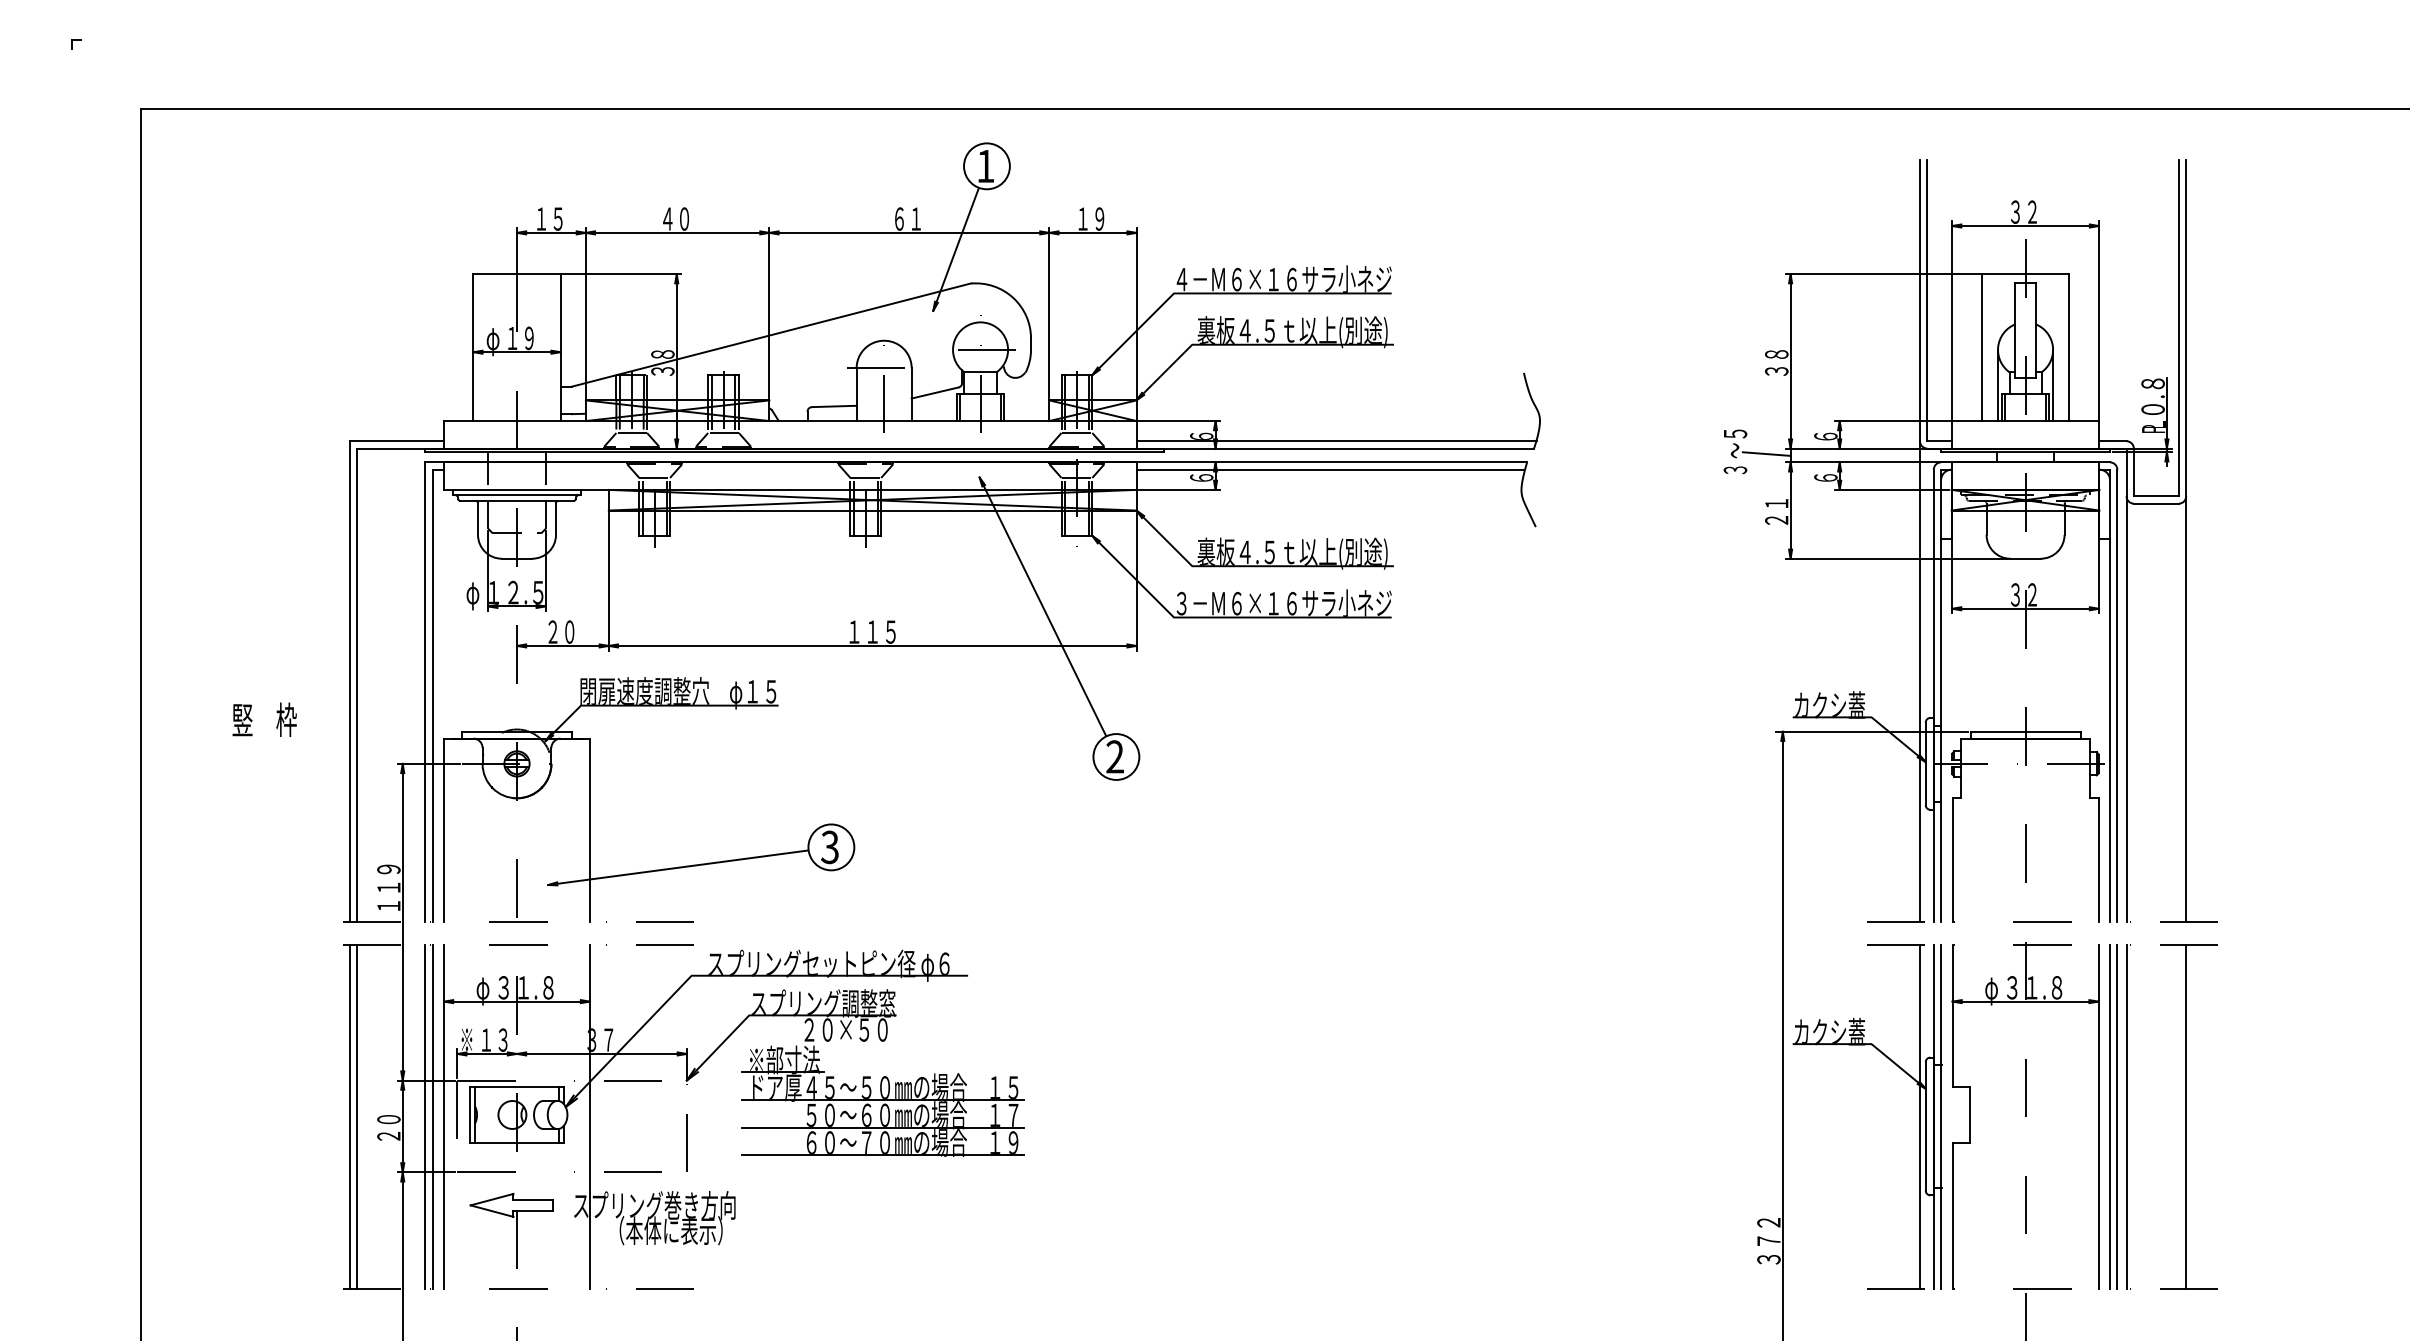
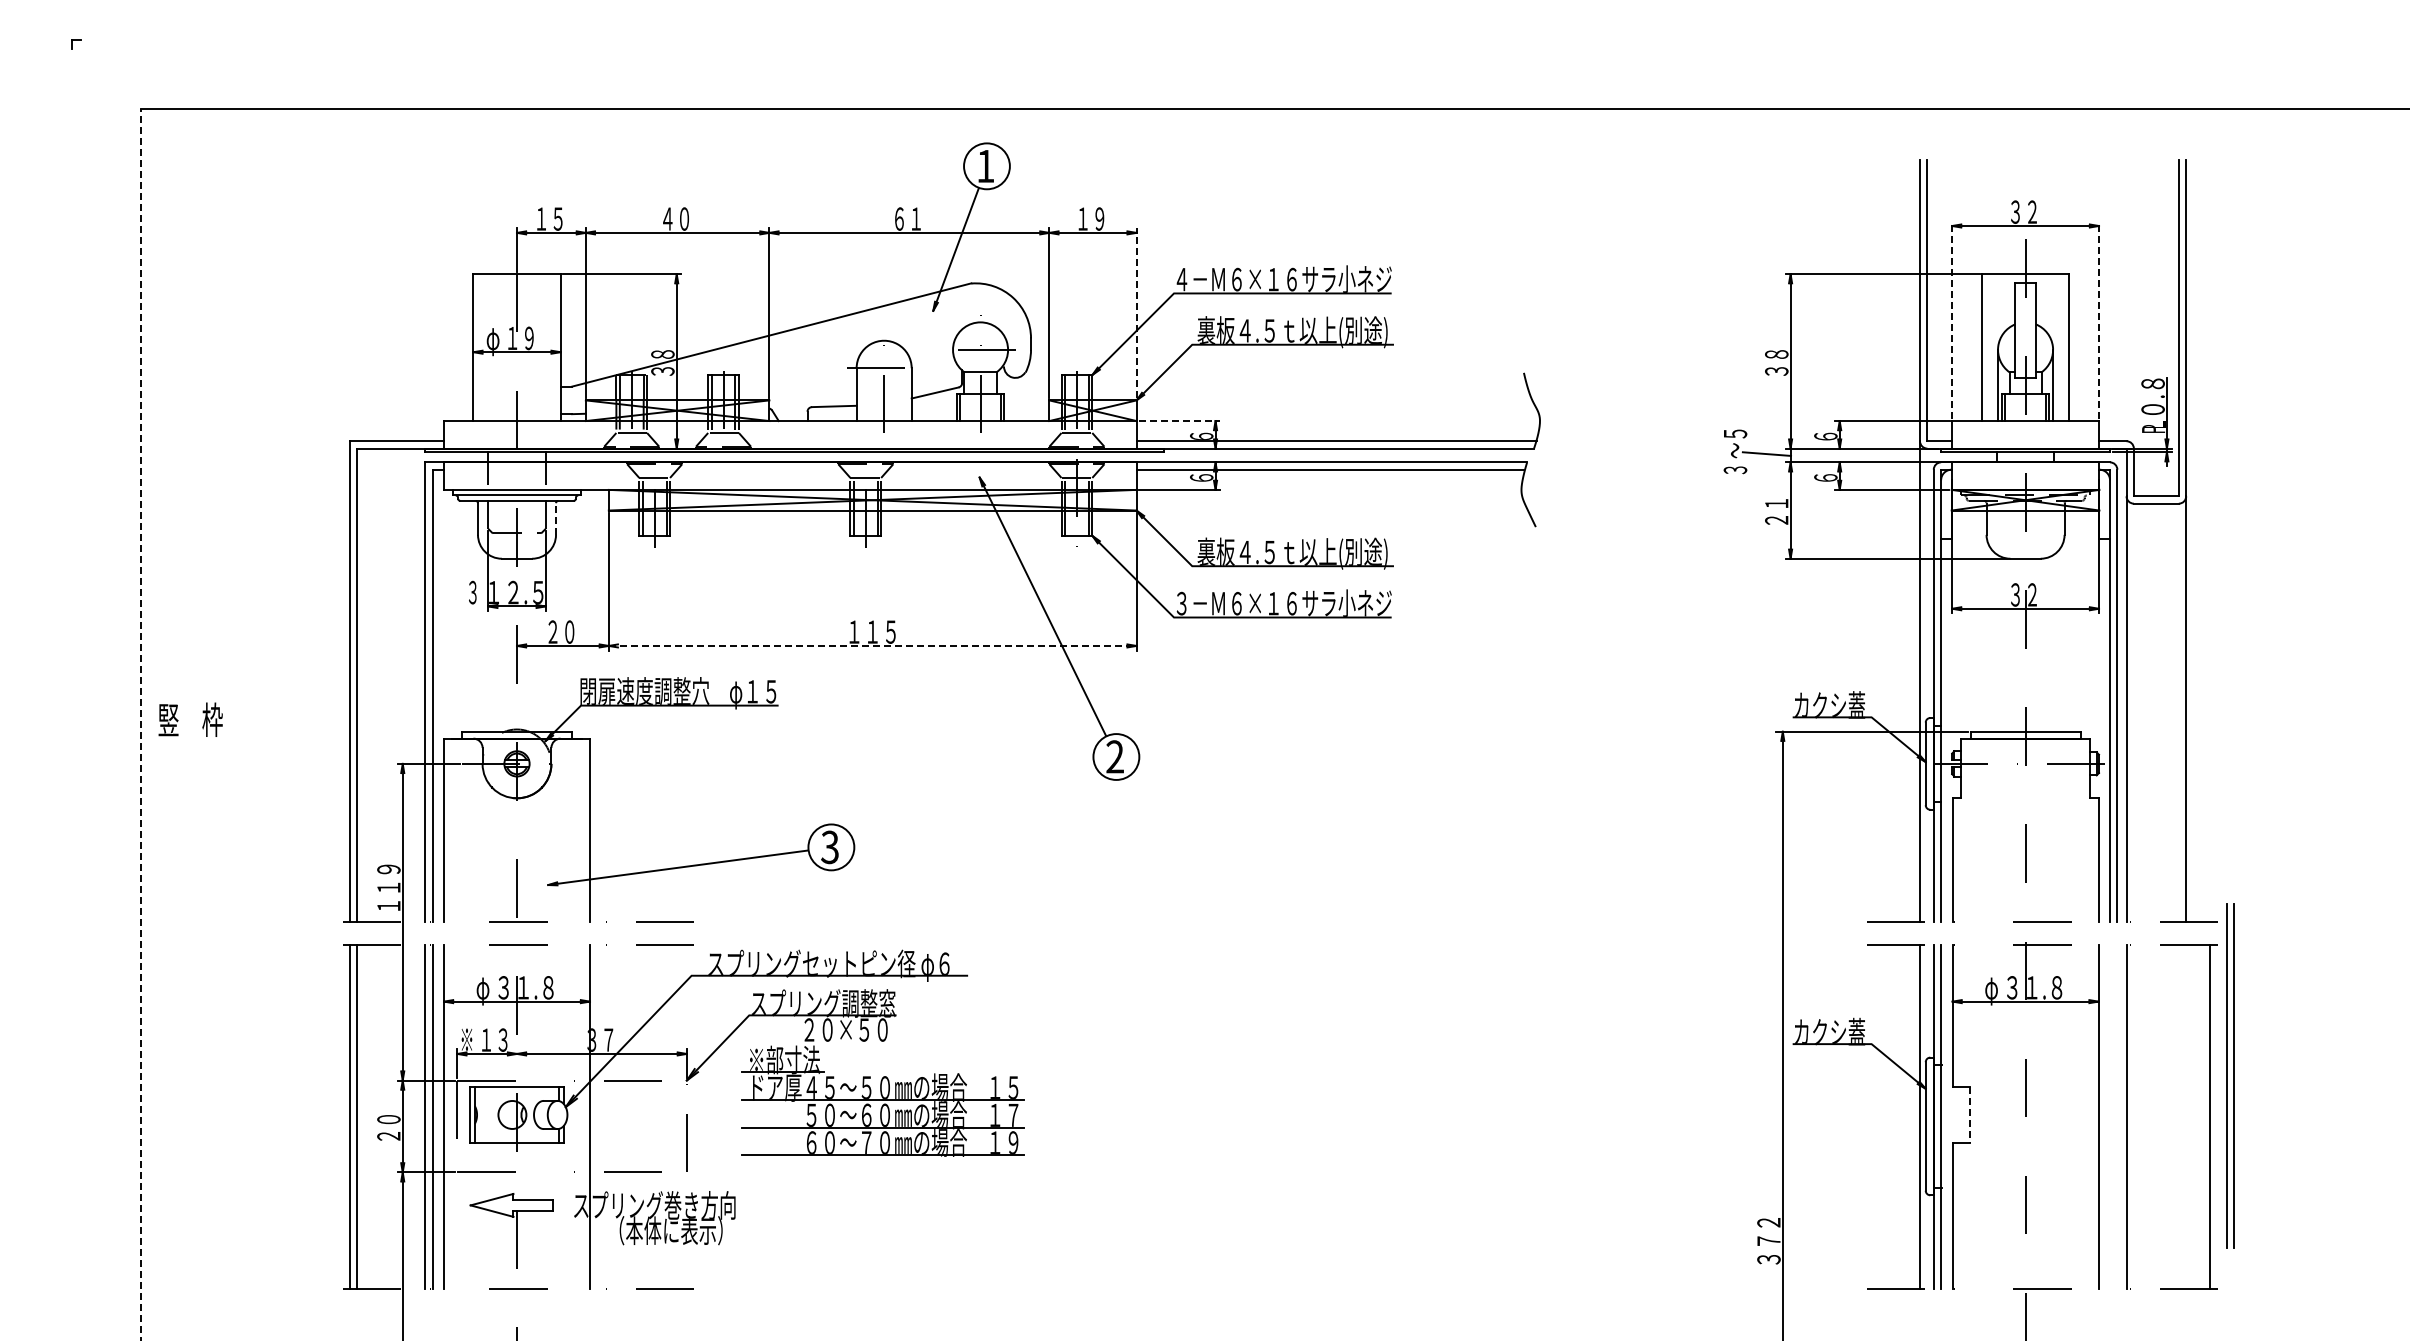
line: solid -> dashed (1136, 313)
line: solid -> dashed (1952, 320)
line: solid -> dashed (2099, 320)
line: solid -> dashed (1179, 421)
line: solid -> dashed (556, 519)
text: φ -> ３ (472, 595)
line: solid -> dashed (872, 645)
text position: (264, 719) -> (190, 719) (190, 719)
line: solid -> dashed (141, 724)
line: solid -> dashed (1969, 1114)
part position: (2113, 1116) -> (2230, 1075) (2230, 1075)
line position: (2186, 1117) -> (2210, 1117) (2210, 1117)
